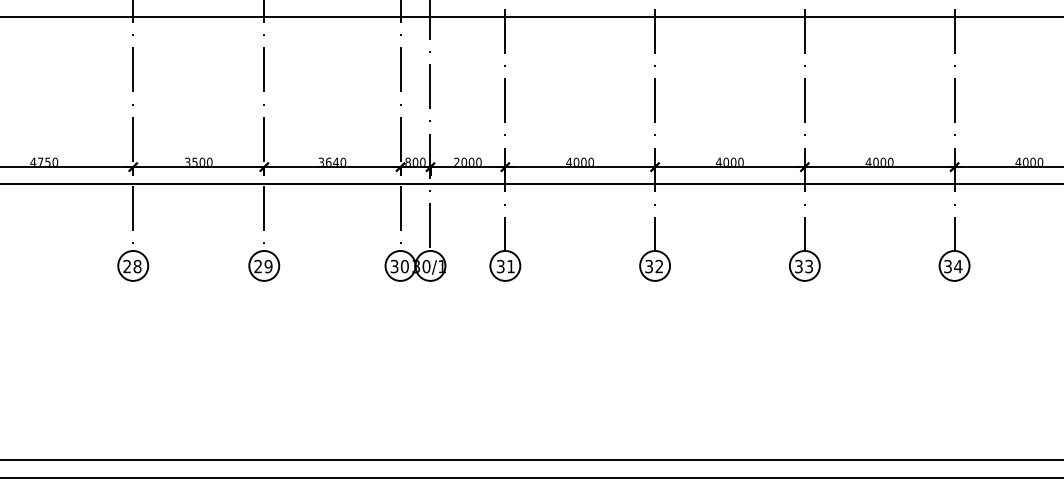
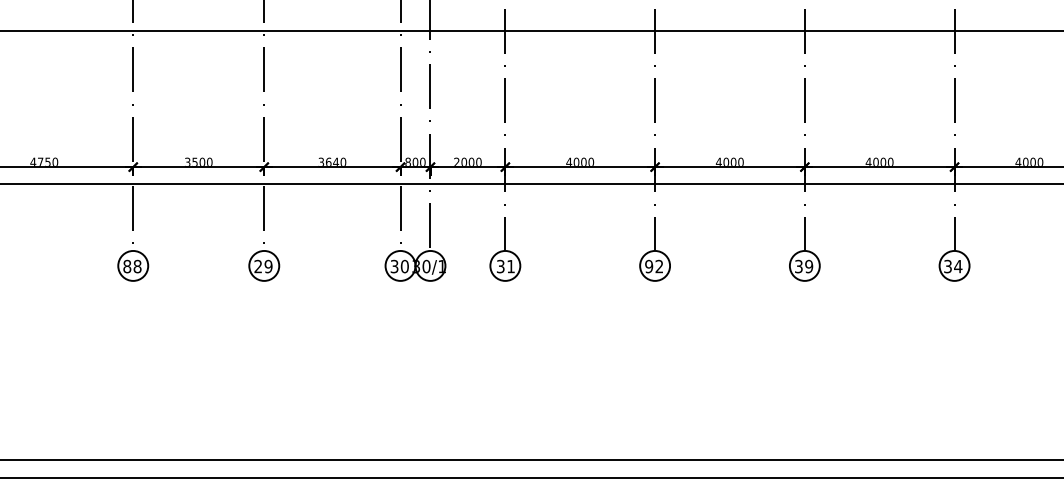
line position: (531, 16) -> (531, 30) (531, 30)
text: 28 -> 88 (127, 266)
text: 32 -> 92 (649, 266)
text: 33 -> 39 (809, 266)
